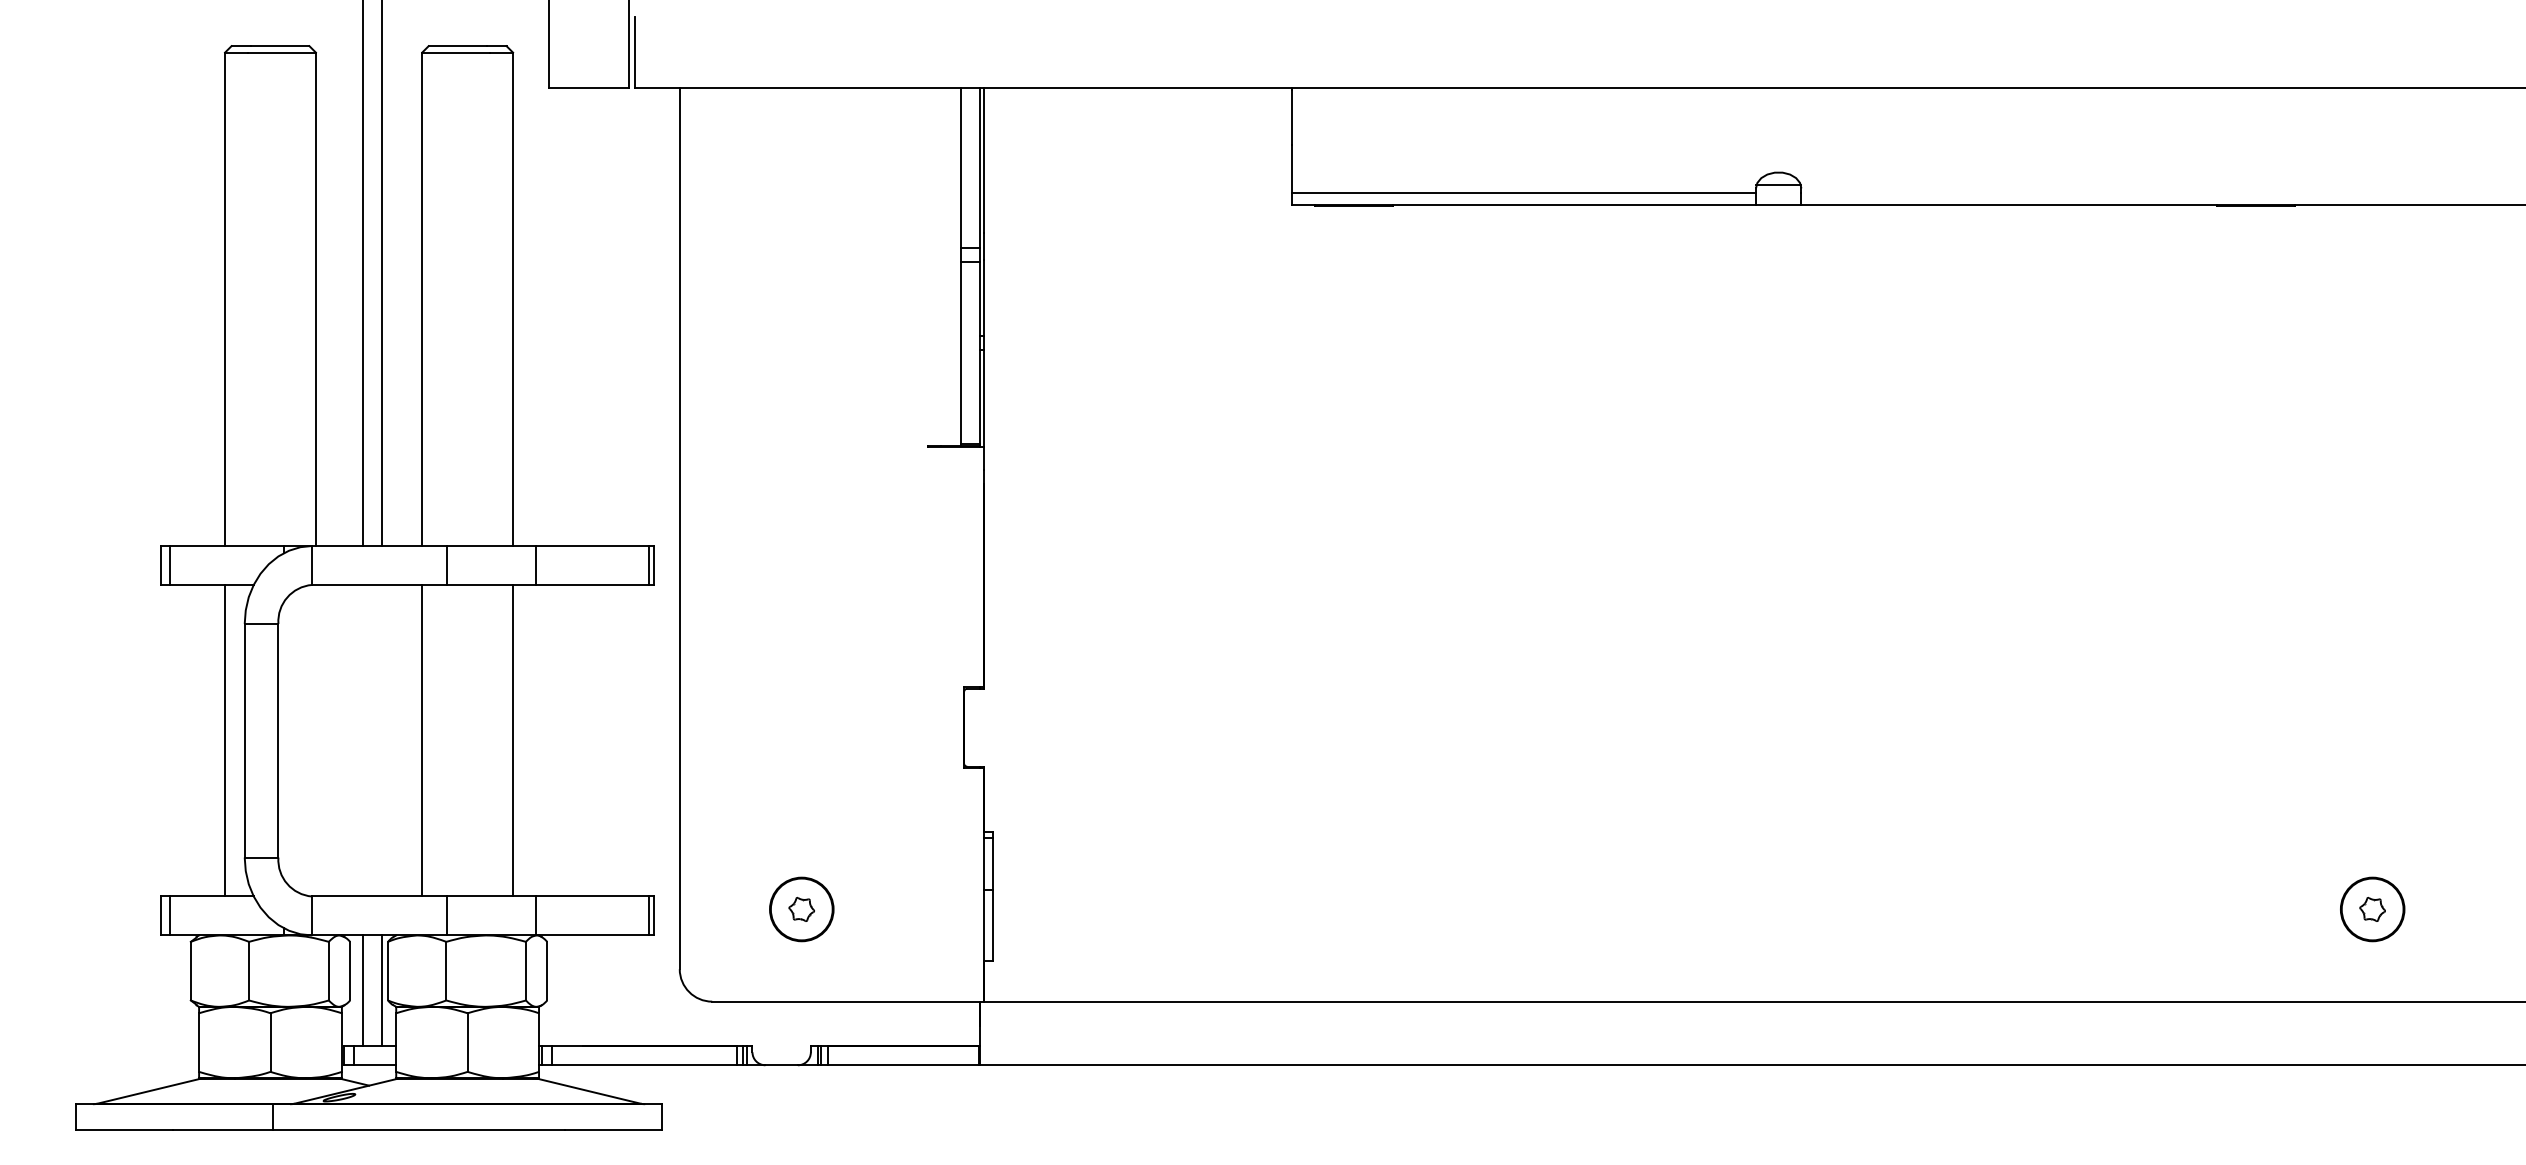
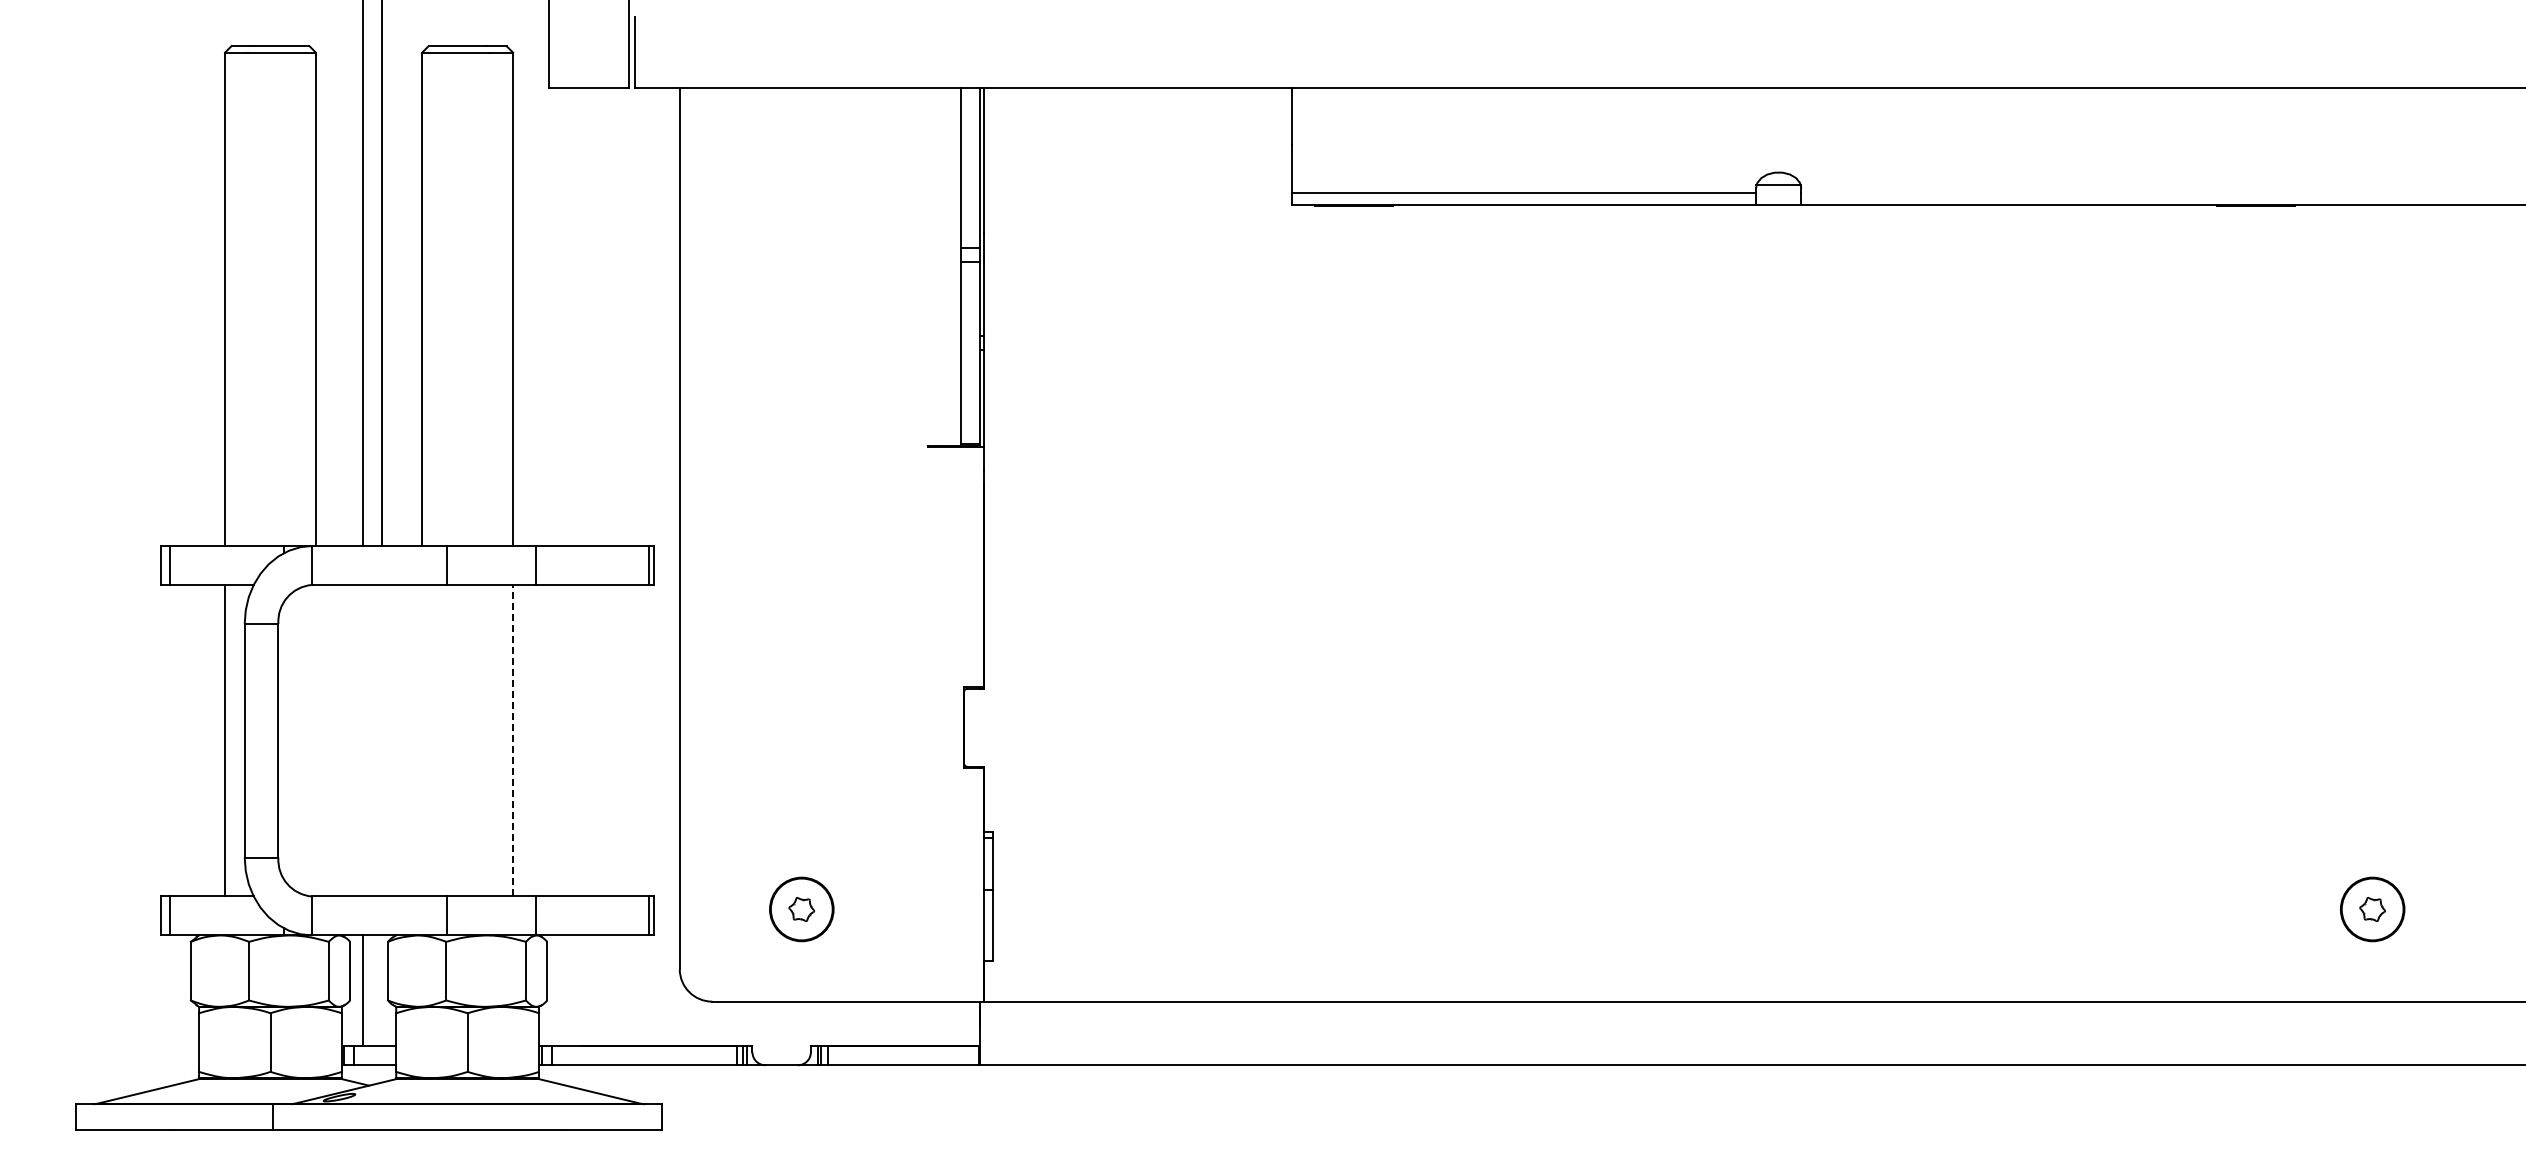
line: present -> none (422, 740)
line: solid -> dashed (513, 740)
line: present -> none (382, 990)
